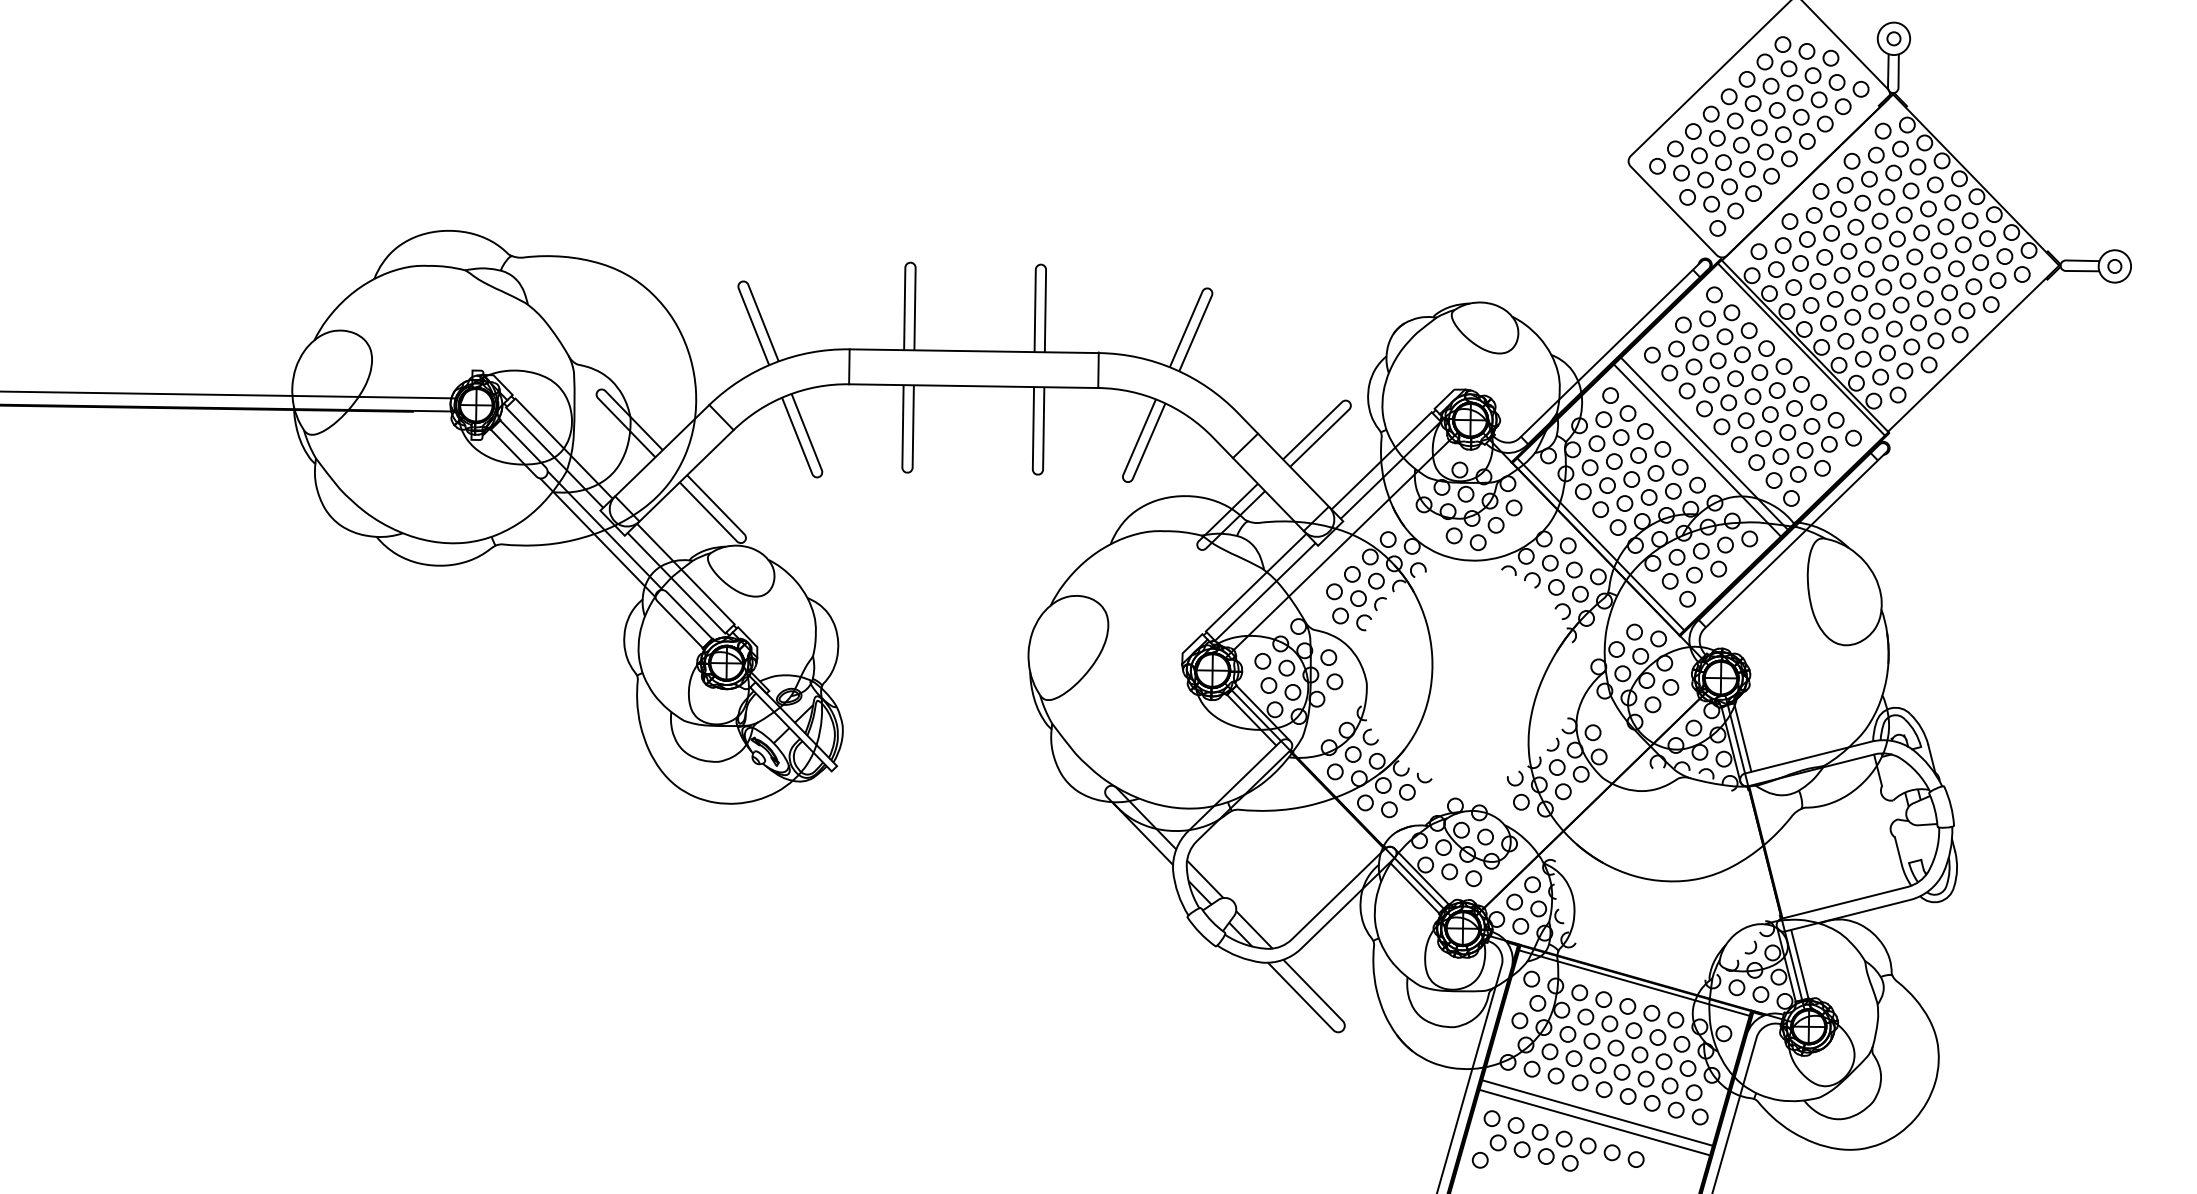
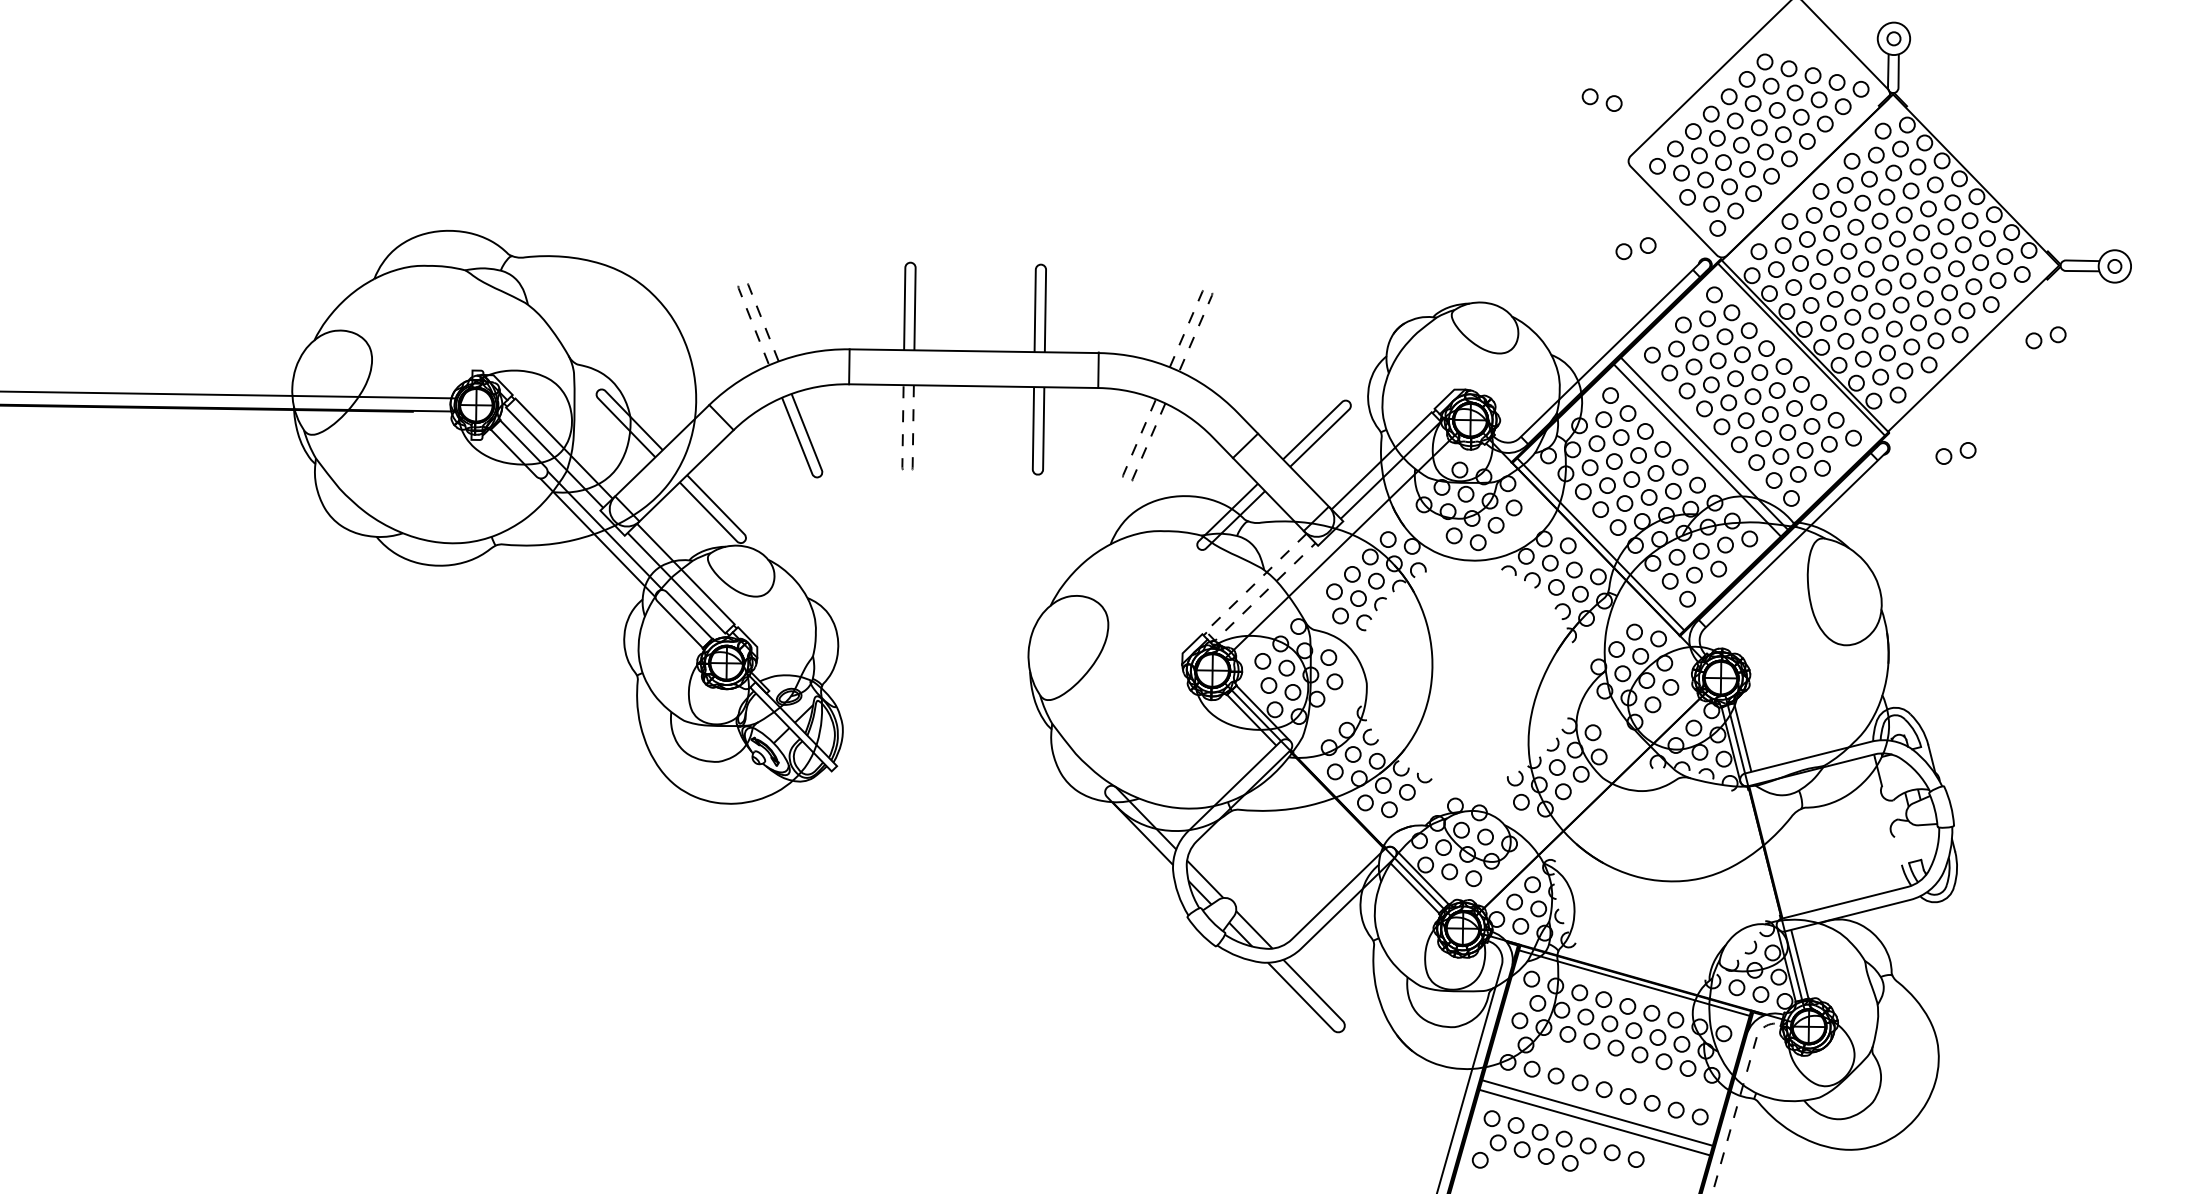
part: present -> none (1806, 51)
part: none -> present (1601, 99)
part: none -> present (1635, 248)
line: solid -> dashed (741, 281)
line: solid -> dashed (1209, 288)
part: none -> present (2045, 337)
part: none -> present (1955, 453)
line: solid -> dashed (907, 472)
line: solid -> dashed (1126, 481)
line: solid -> dashed (1210, 636)
line: present -> none (1897, 850)
part: present -> none (1621, 1072)
line: solid -> dashed (1740, 1095)
